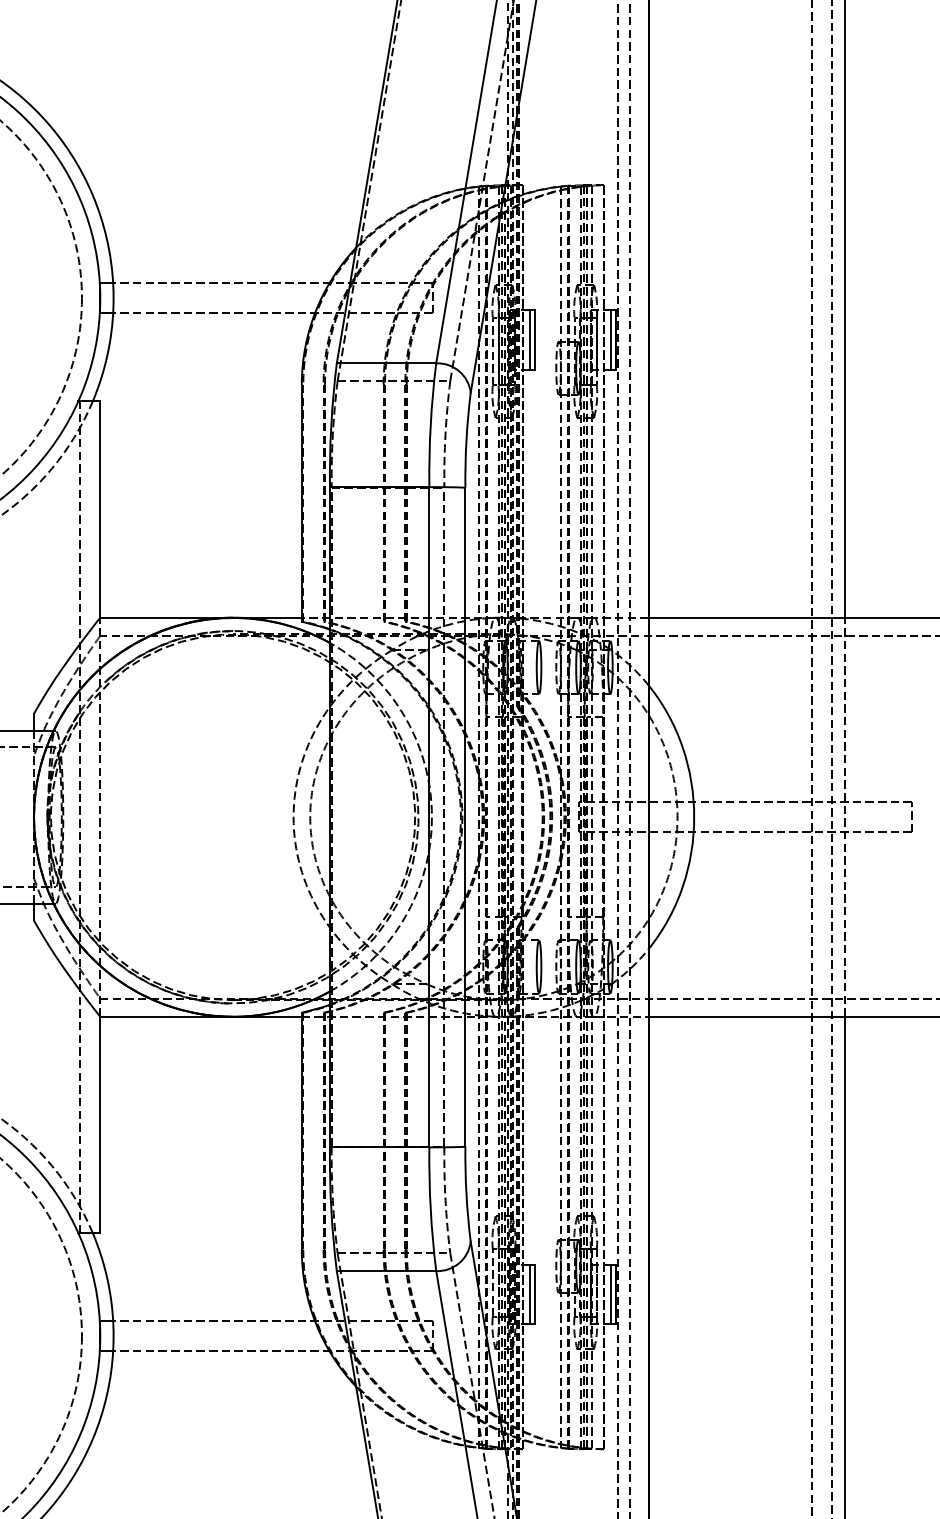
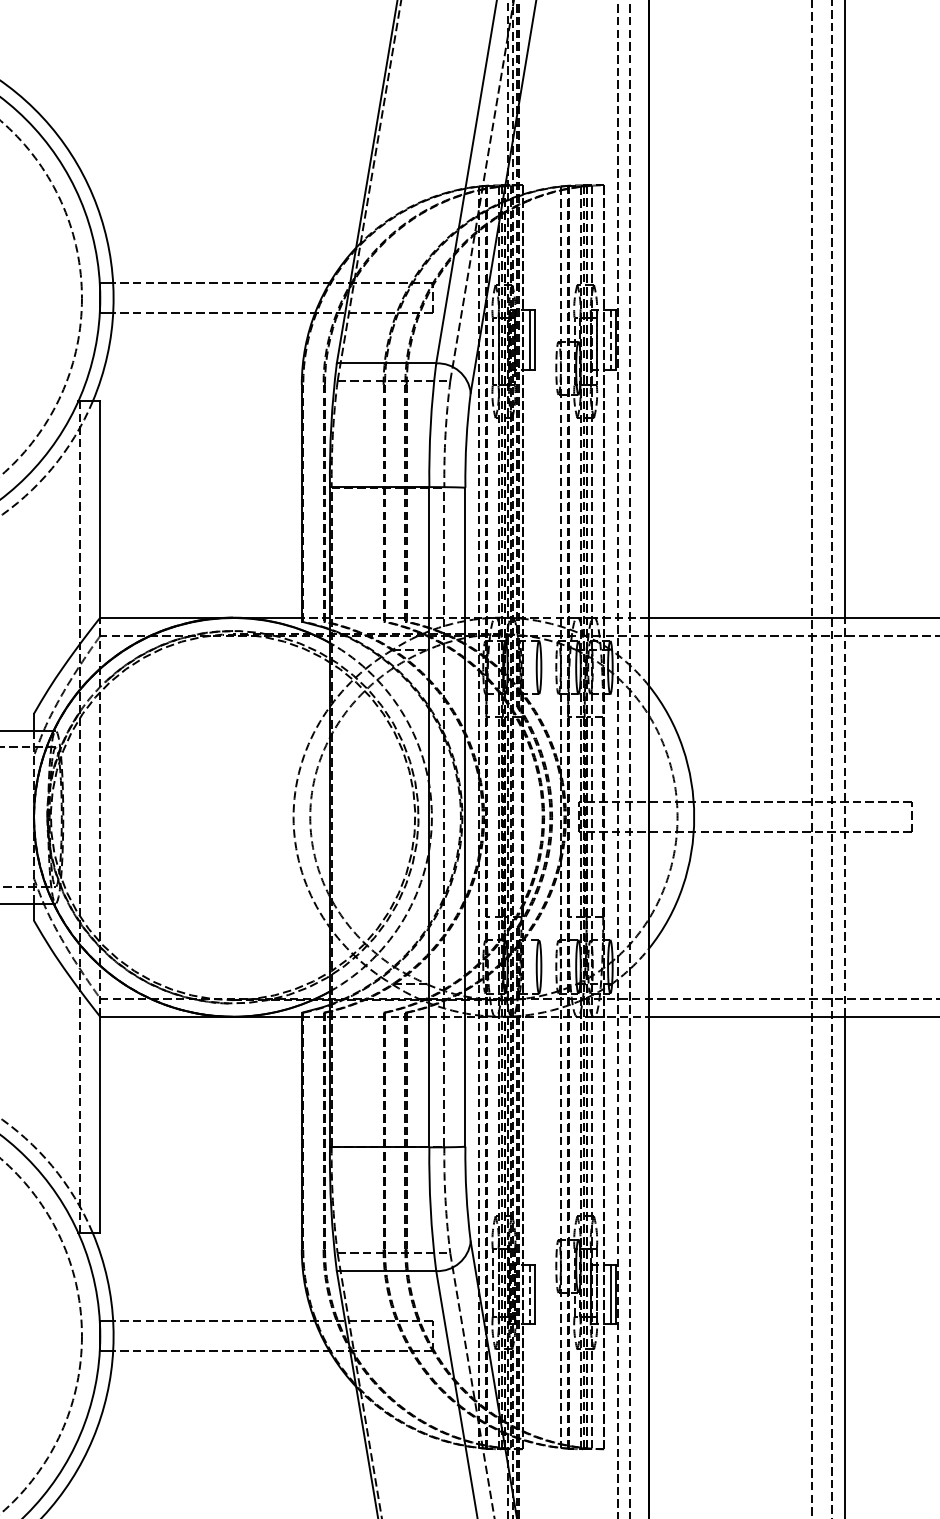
line: solid -> dashed (611, 339)
line: solid -> dashed (529, 1294)
